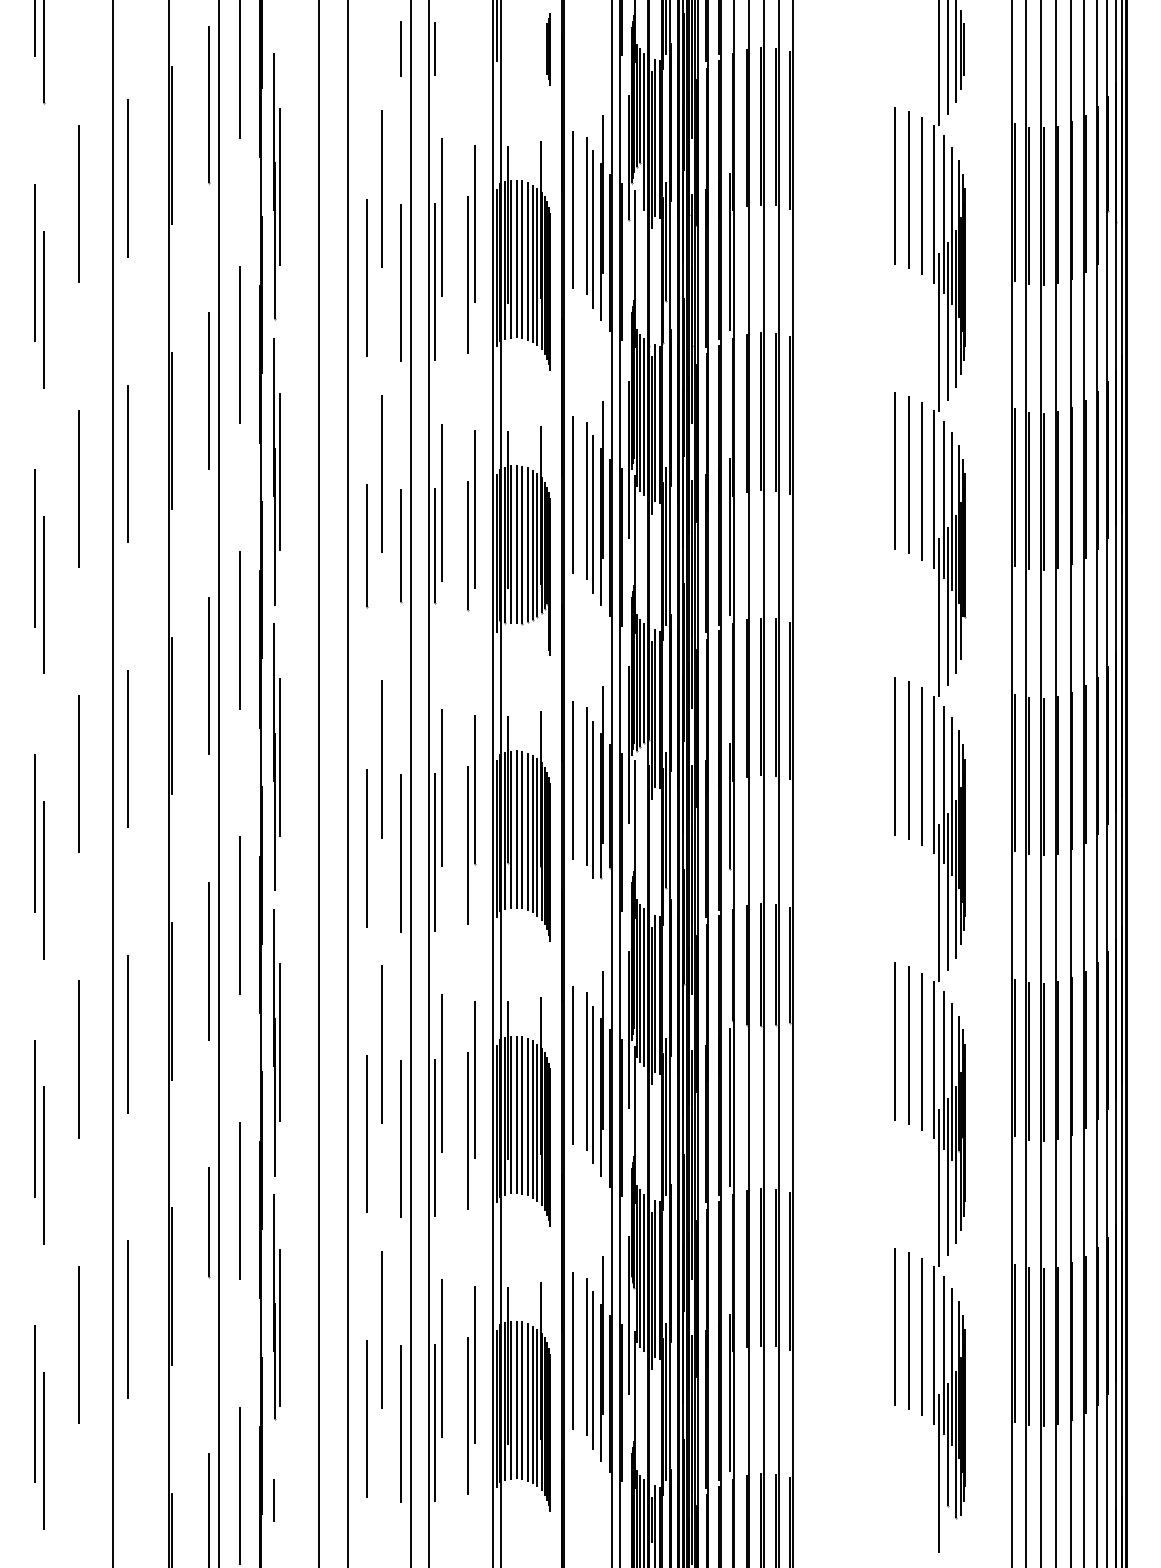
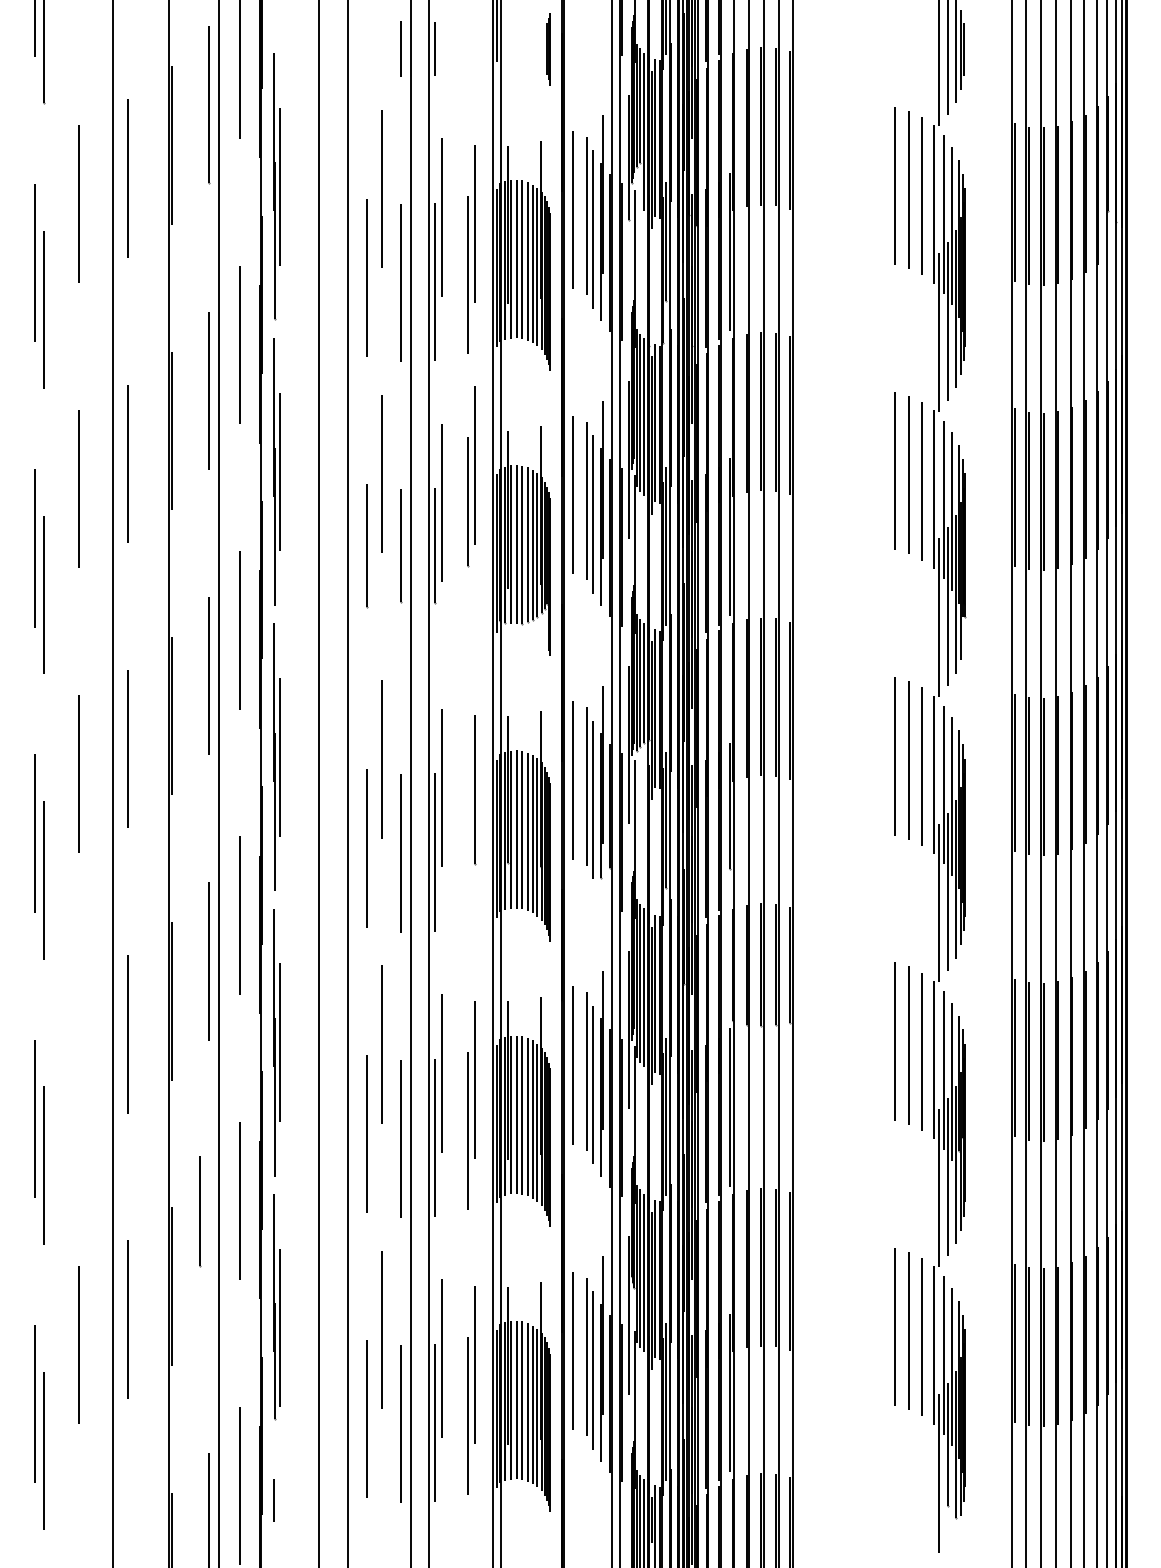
part position: (471, 520) -> (471, 476) (471, 476)
line: present -> none (468, 845)
line: present -> none (79, 1059)
line position: (209, 1222) -> (200, 1211) (200, 1211)
